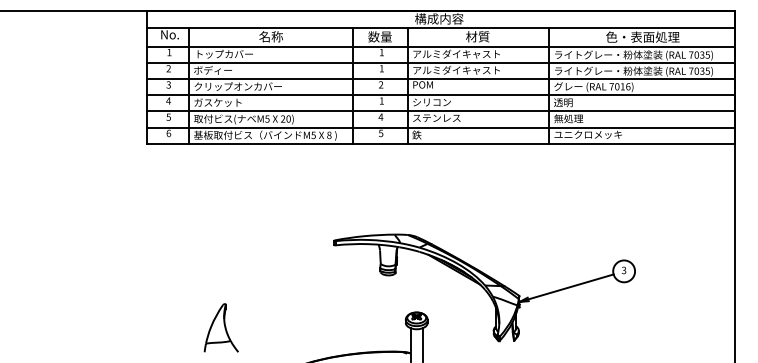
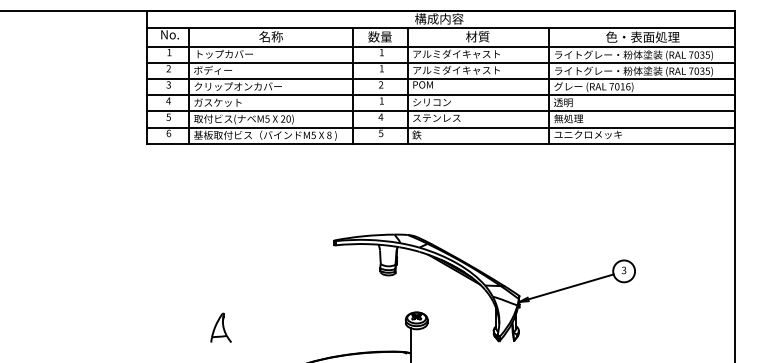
part size: 36x50 px -> 22x31 px (220, 327)
line: present -> none (422, 343)
